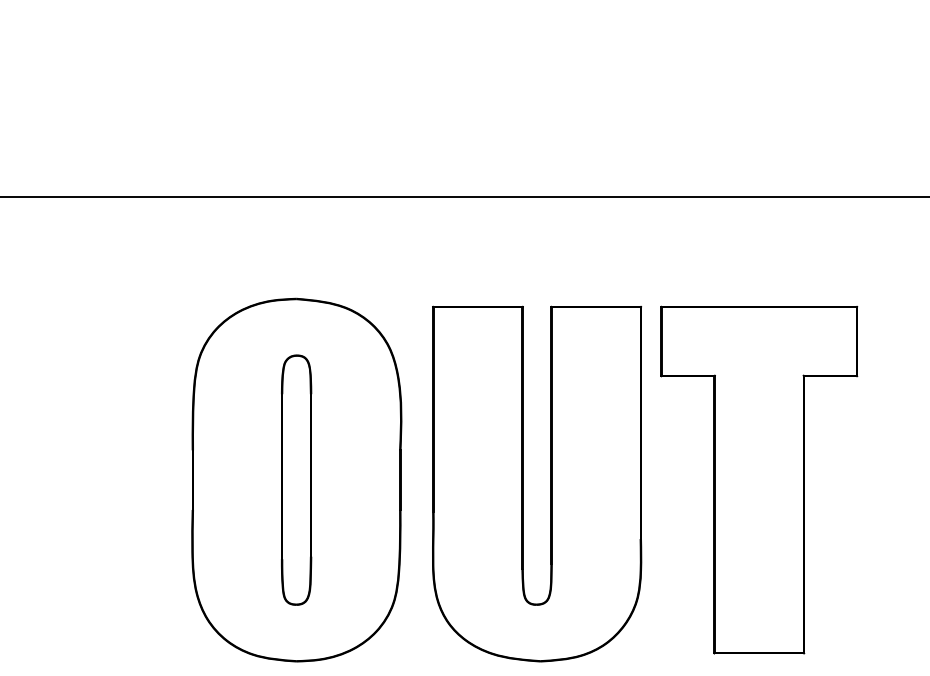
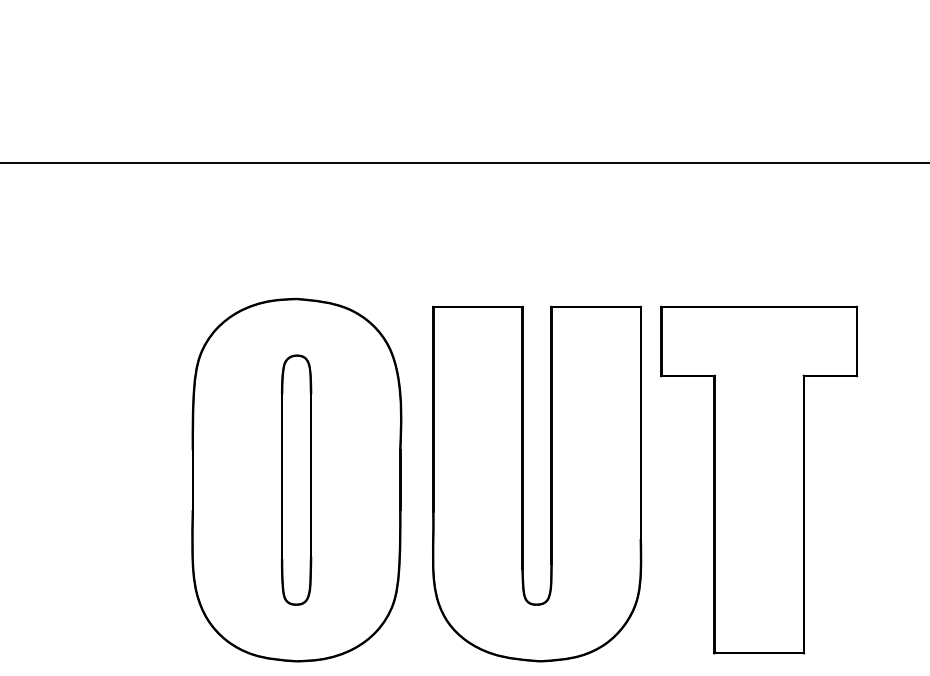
line position: (464, 196) -> (464, 162) (464, 162)
